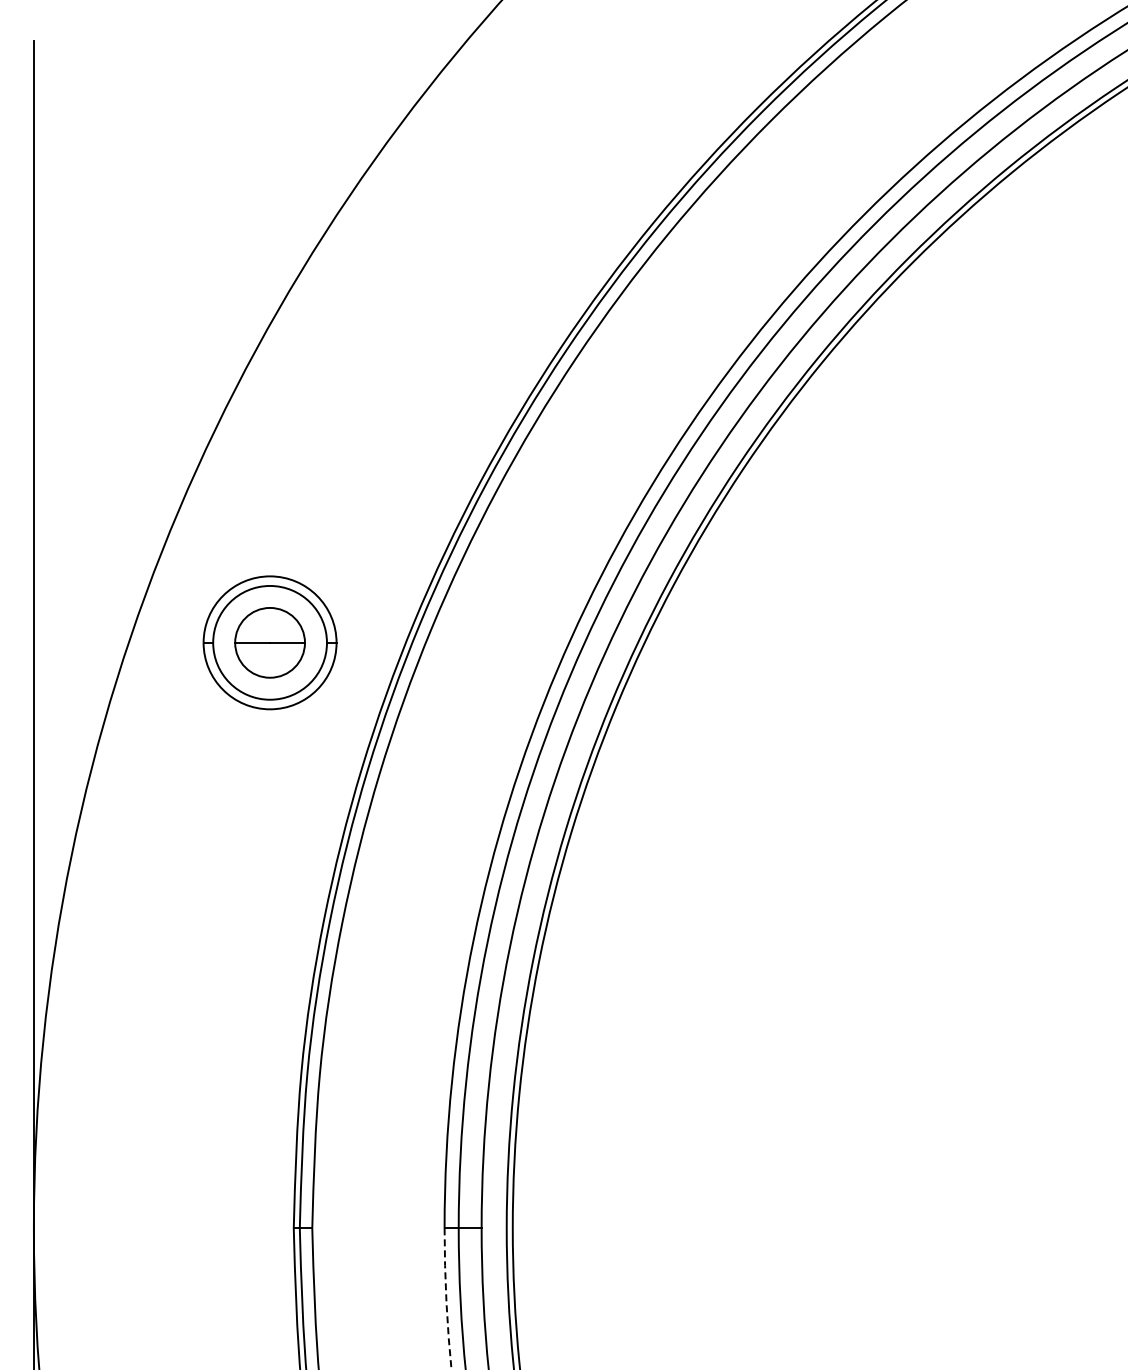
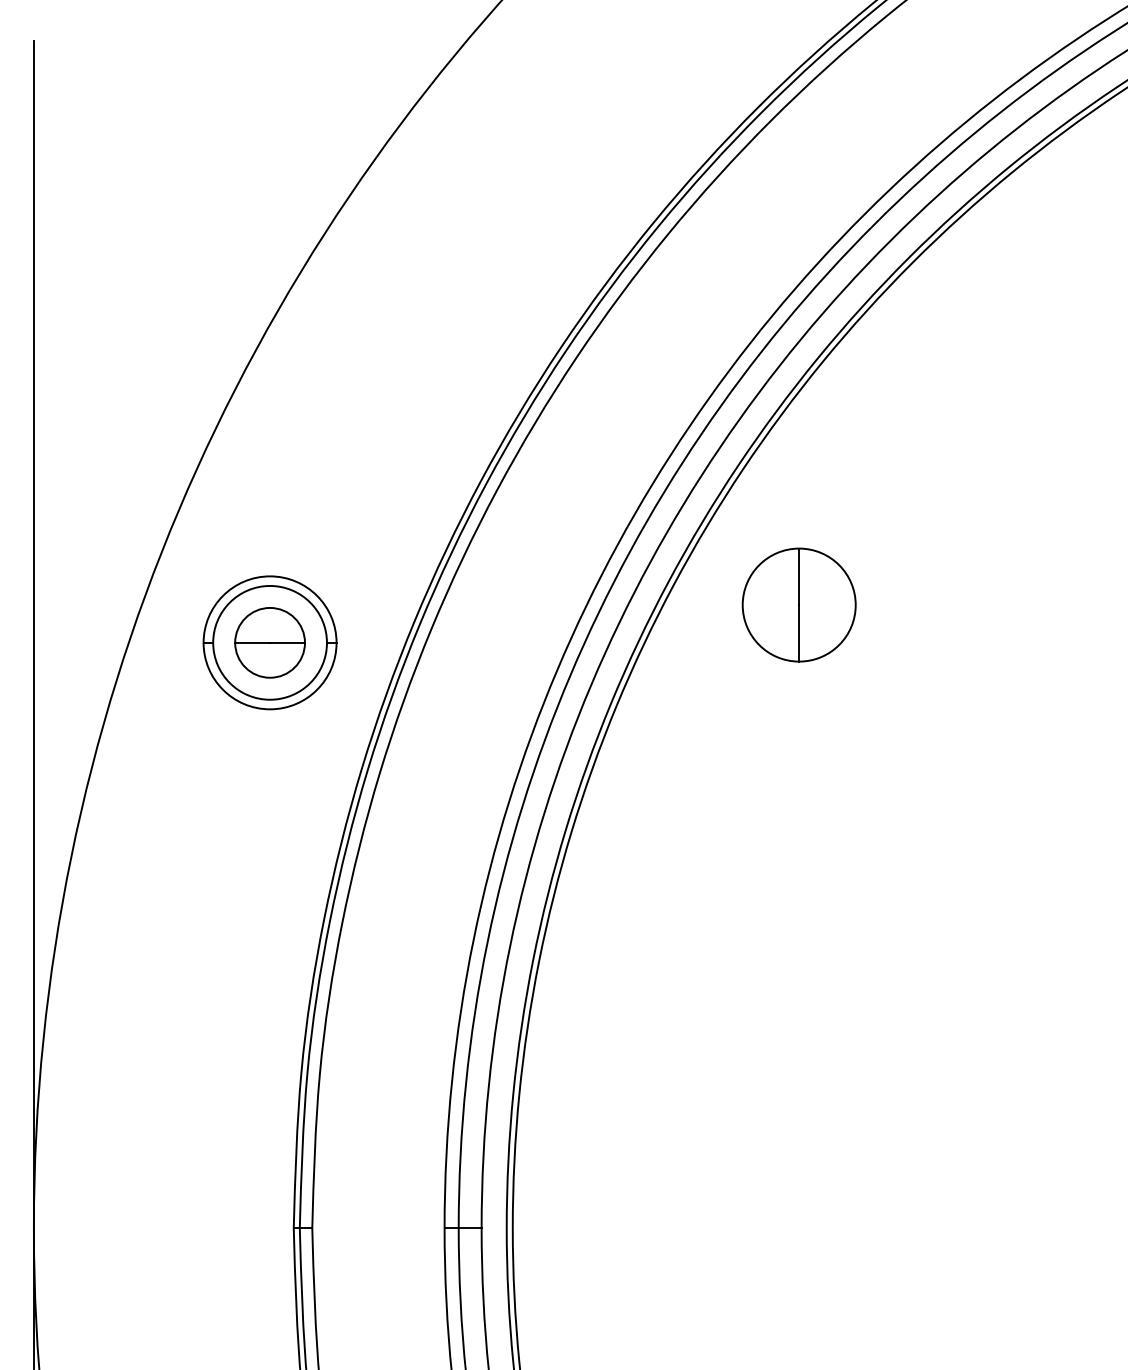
part: none -> present (798, 604)
arc: dashed -> solid (446, 1299)
